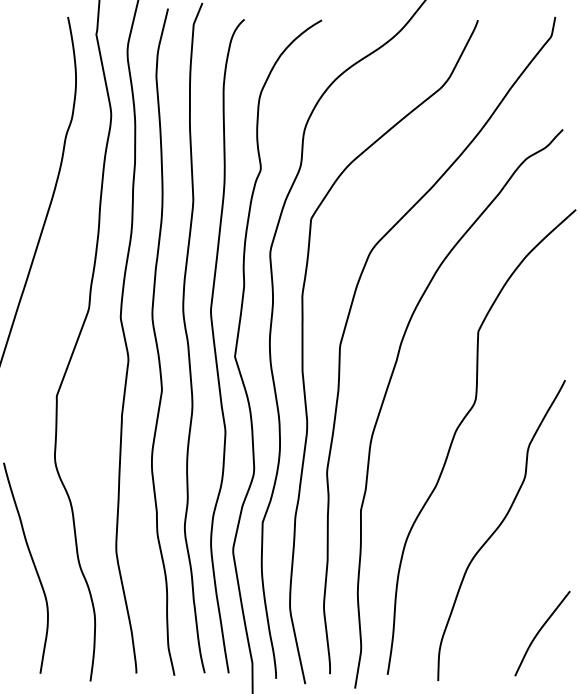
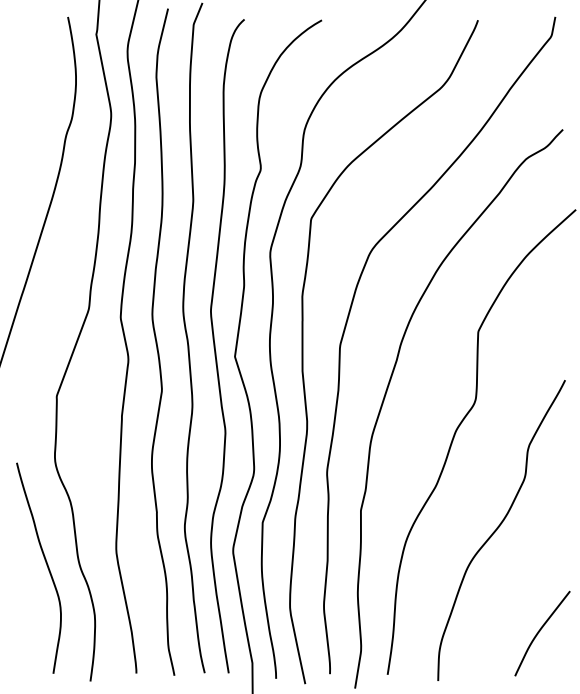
curve position: (33, 565) -> (46, 565) (46, 565)
